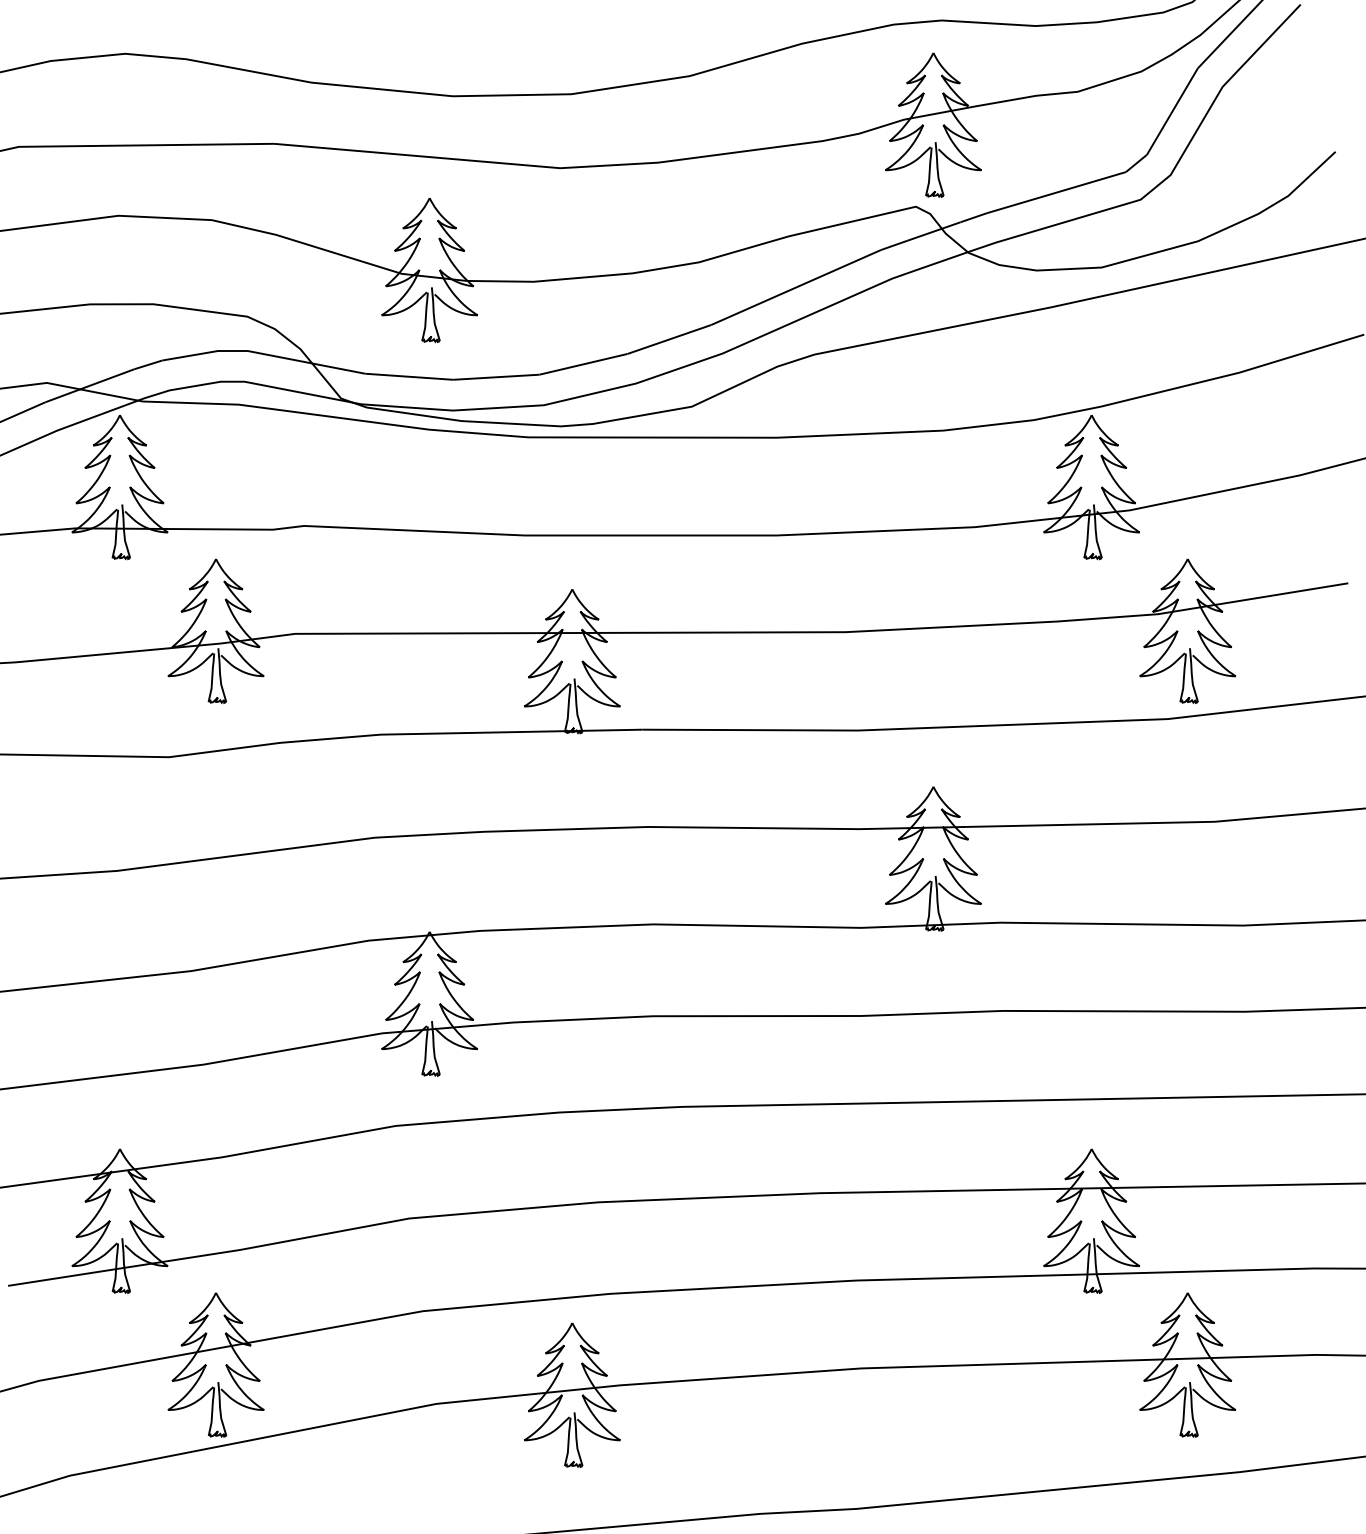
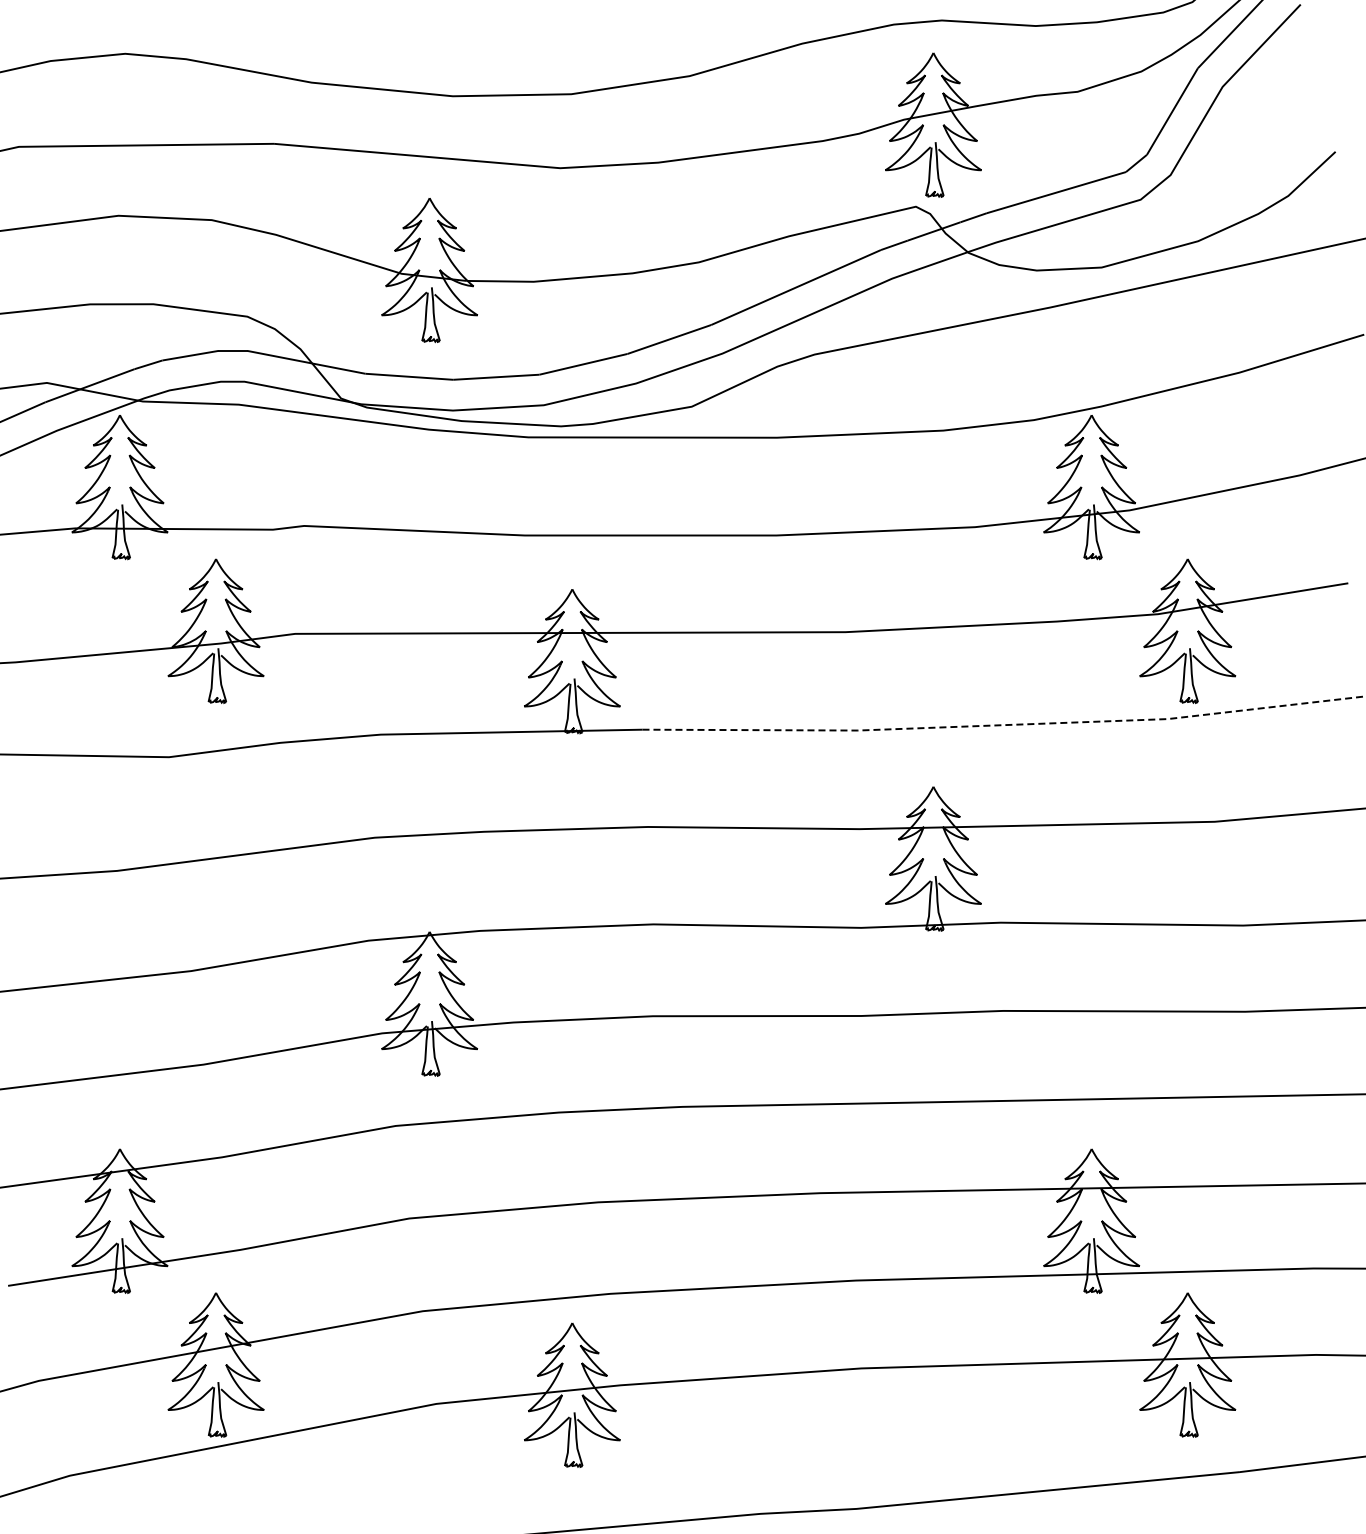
line: solid -> dashed (1005, 725)
